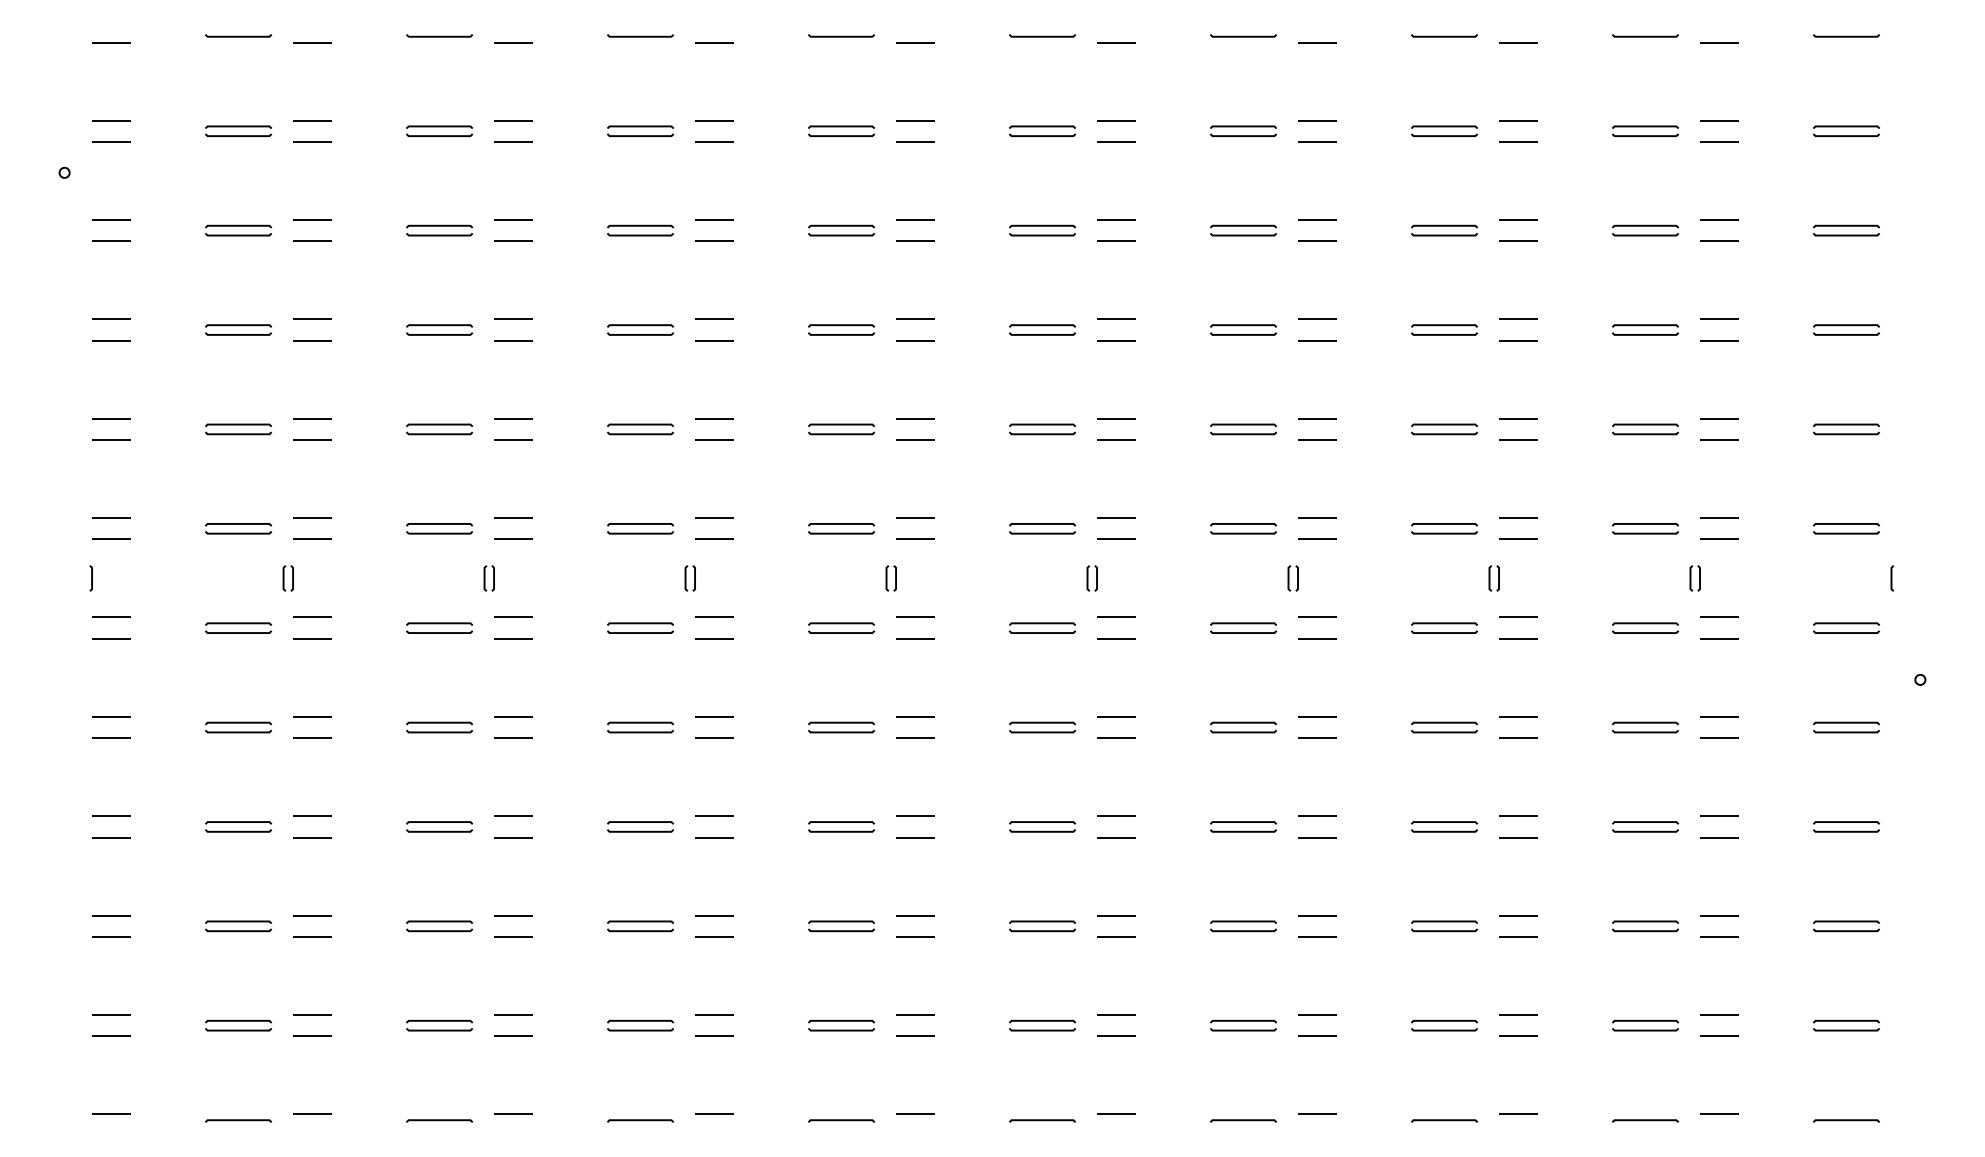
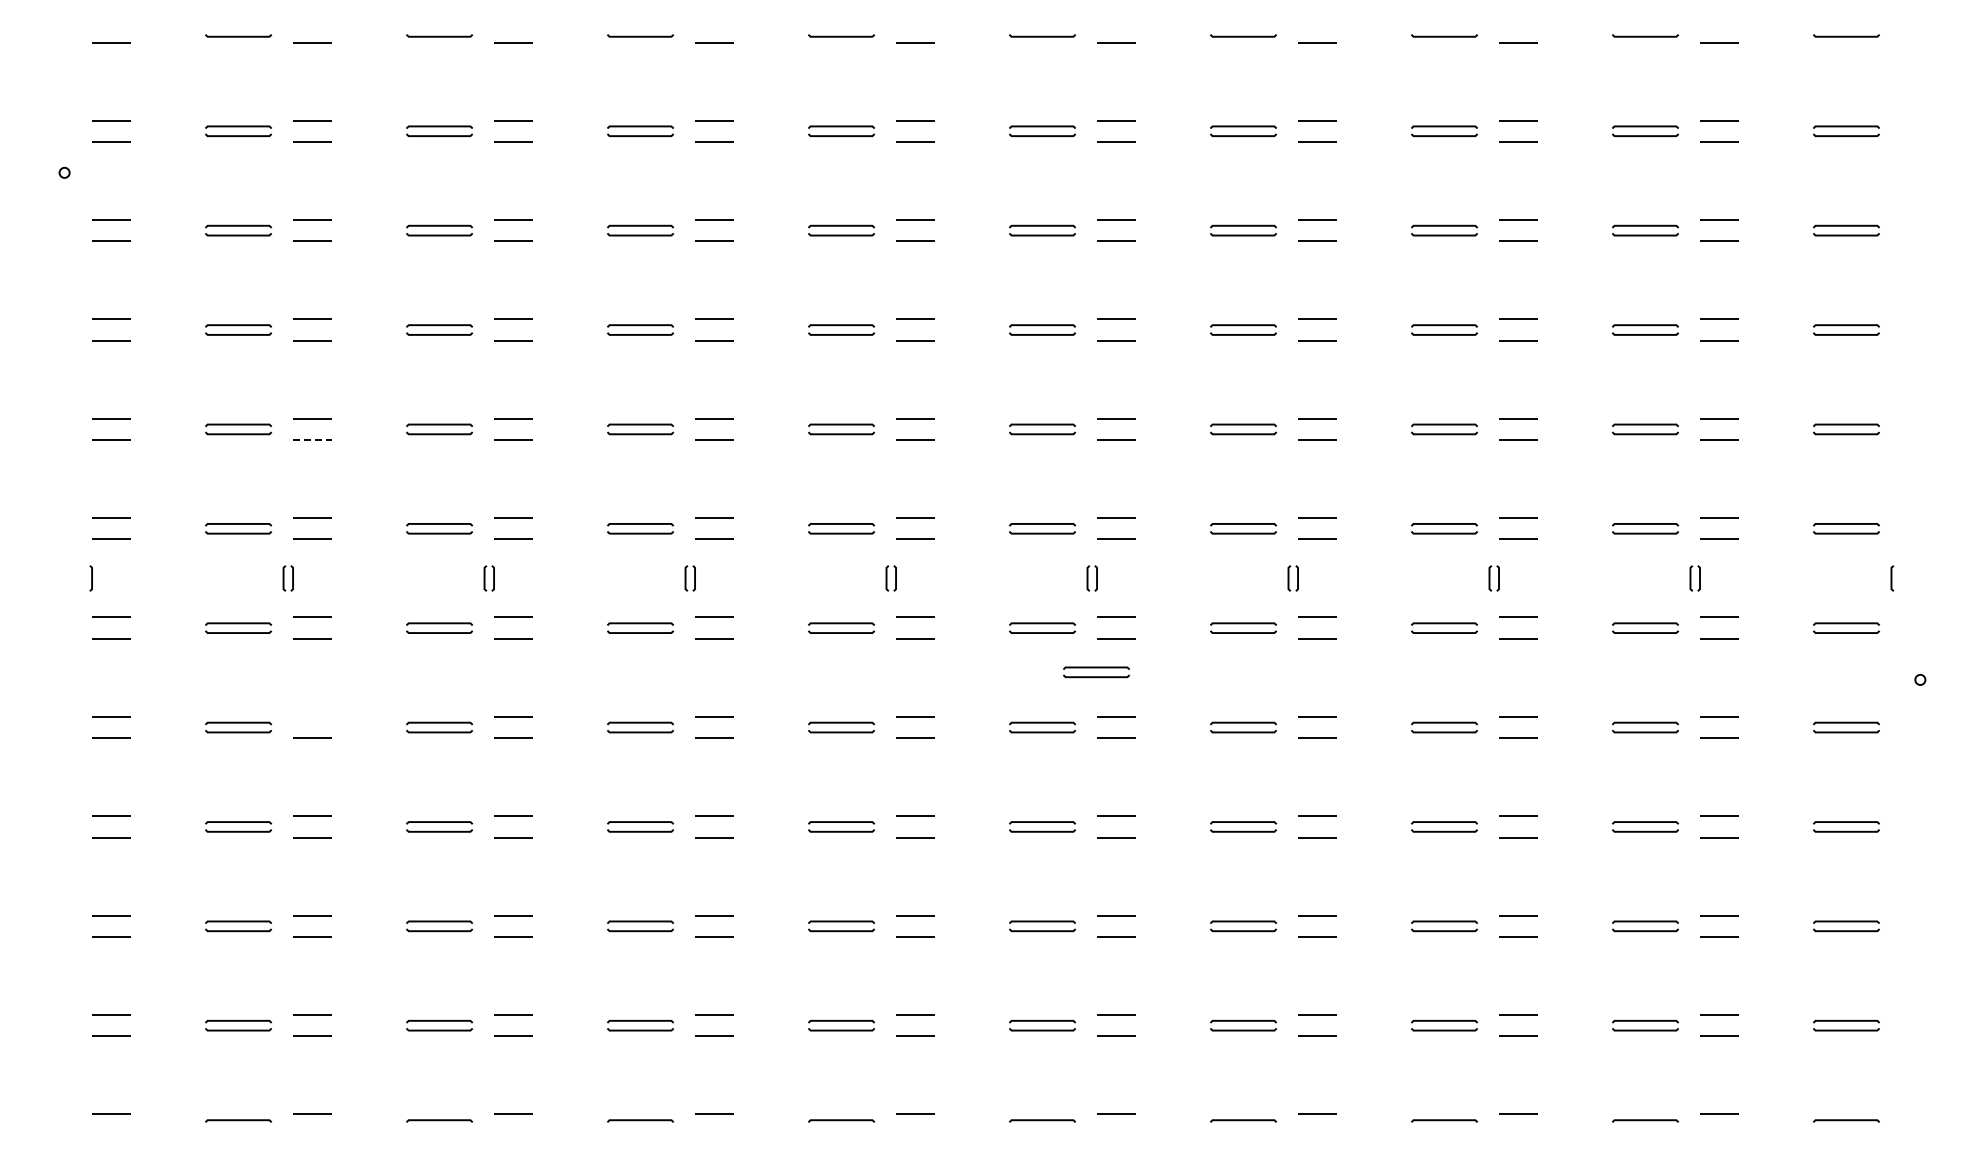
line: solid -> dashed (312, 440)
part: none -> present (1096, 672)
line: present -> none (312, 716)
